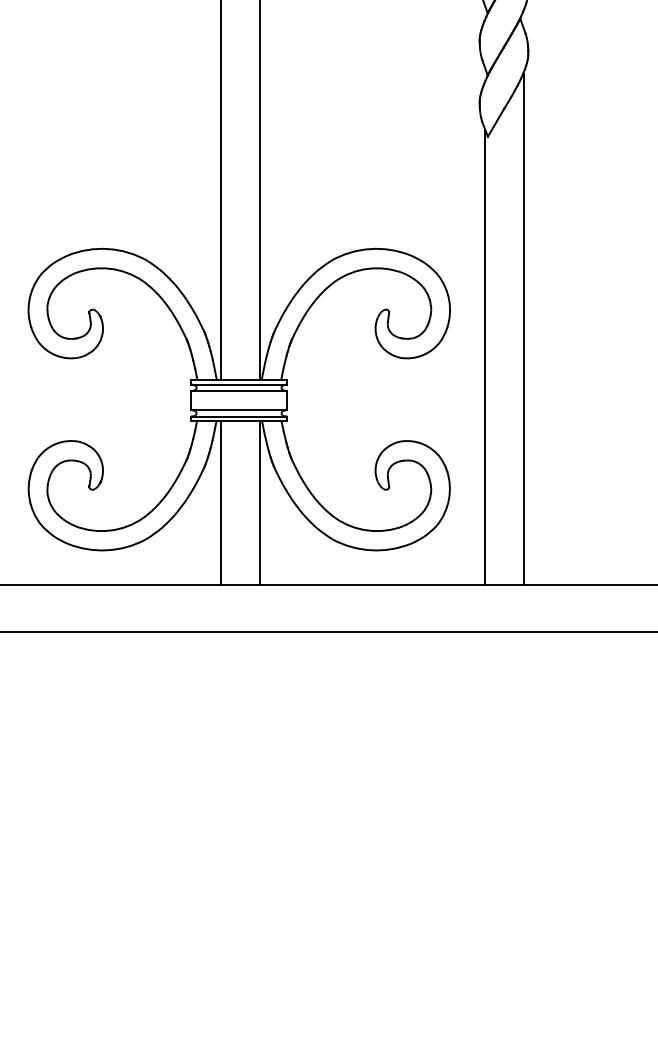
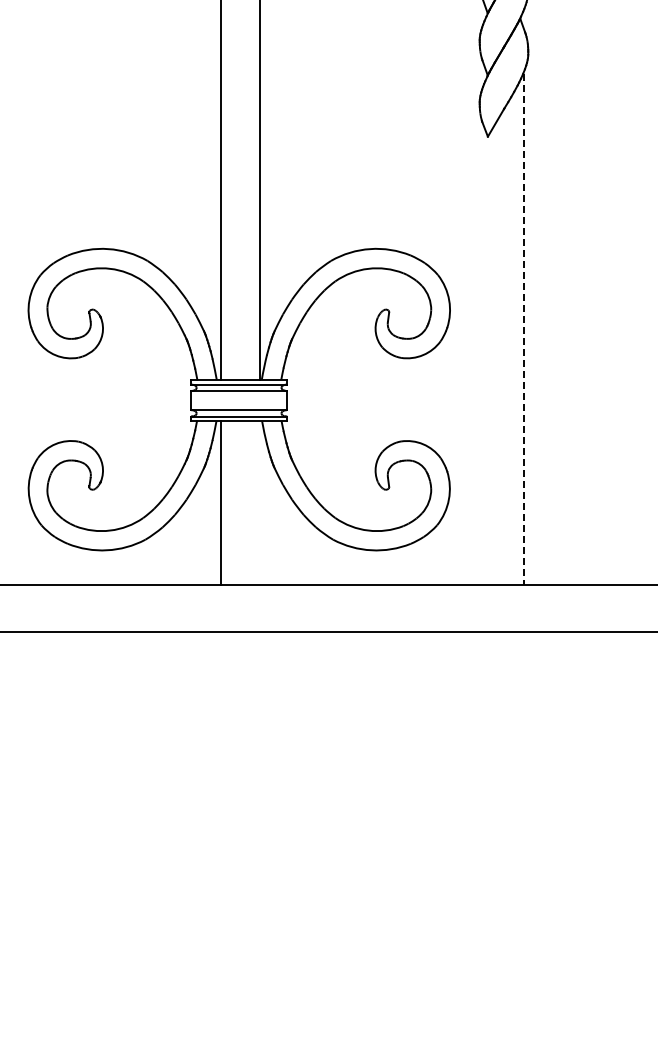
line: solid -> dashed (523, 329)
line: present -> none (485, 356)
line: present -> none (259, 502)
